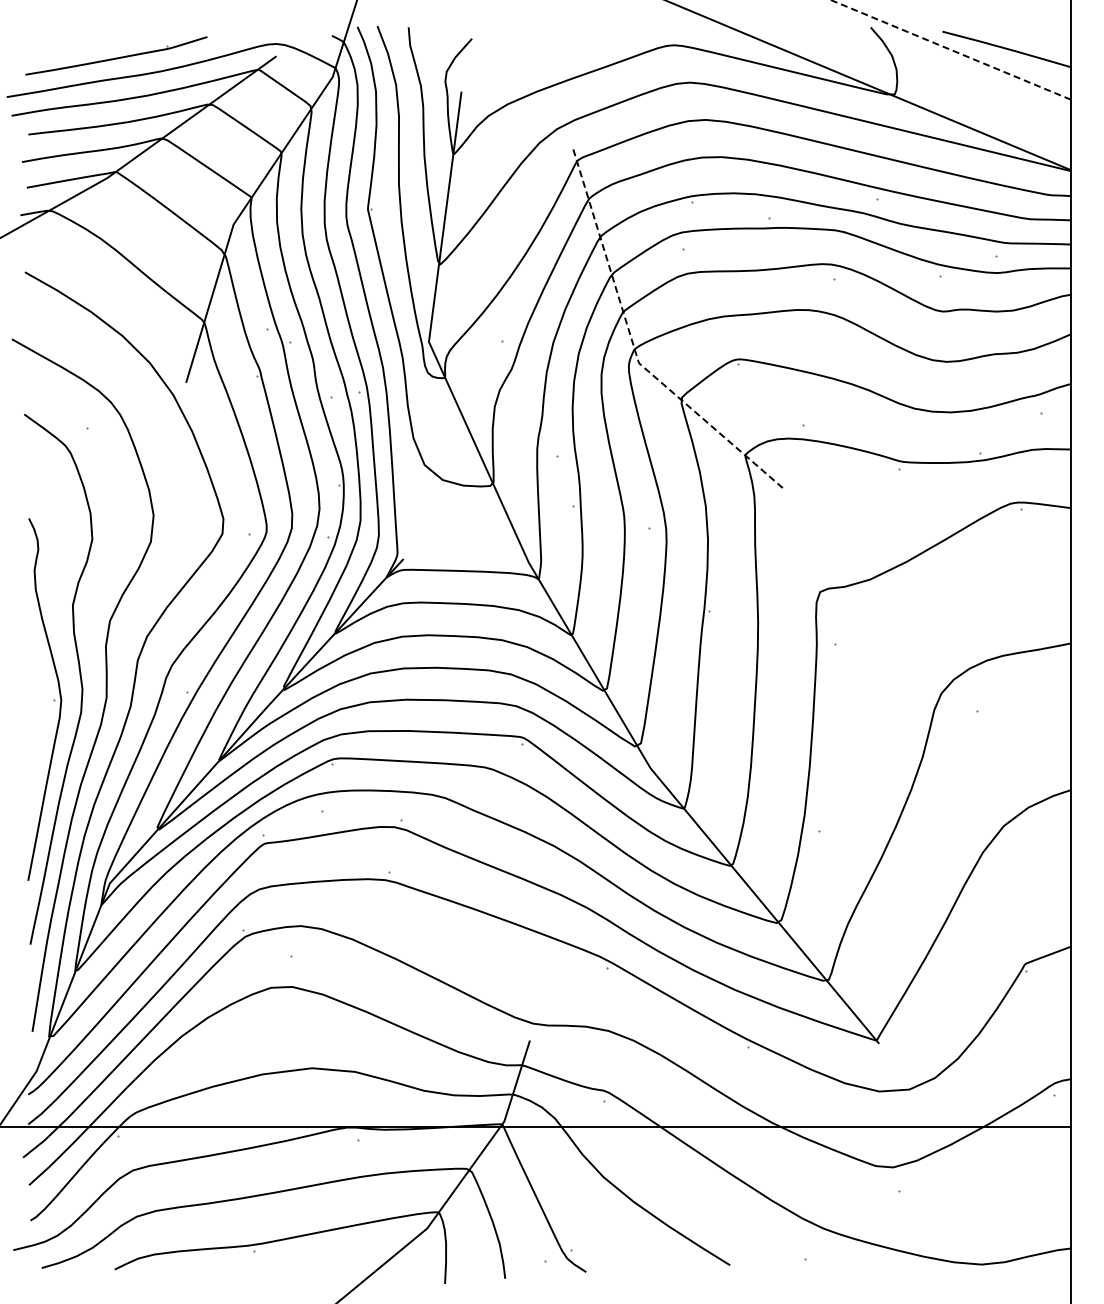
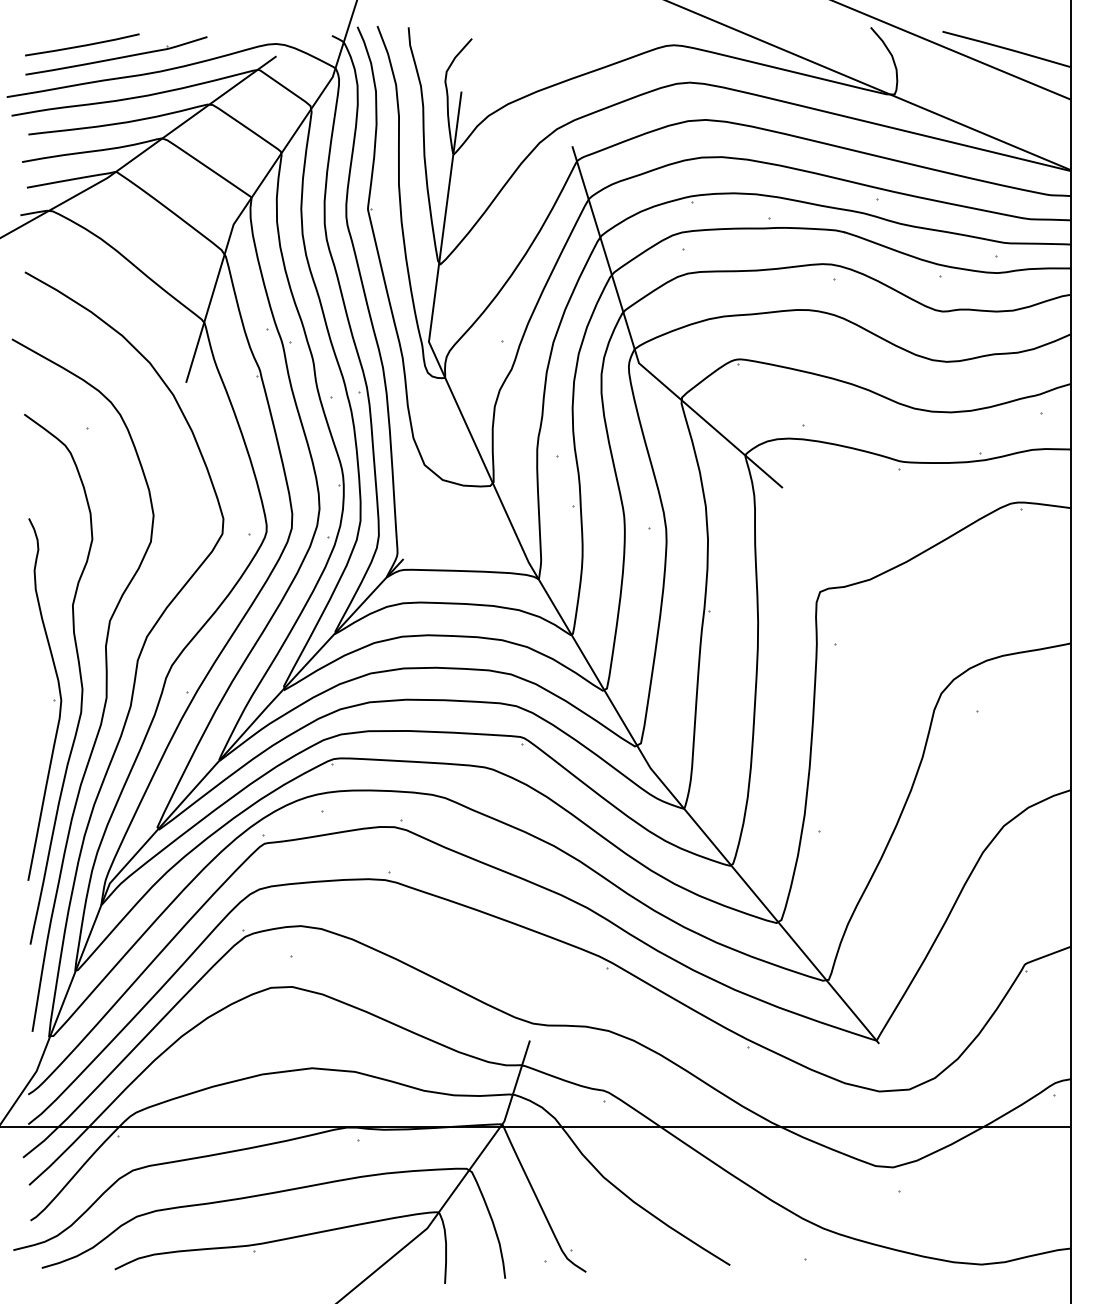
line: none -> present (83, 44)
line: dashed -> solid (951, 49)
line: dashed -> solid (633, 346)
